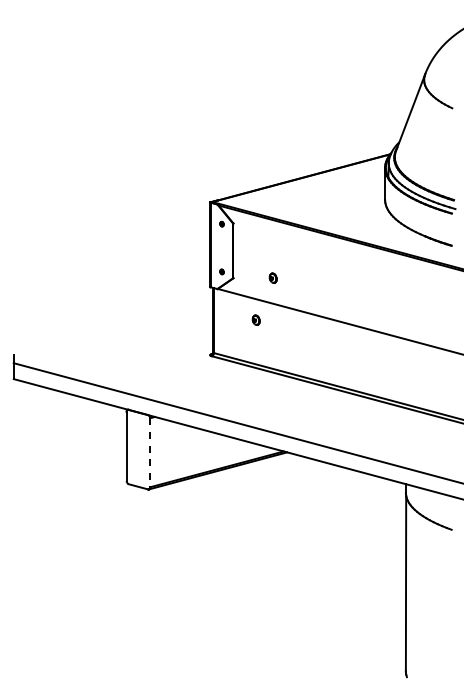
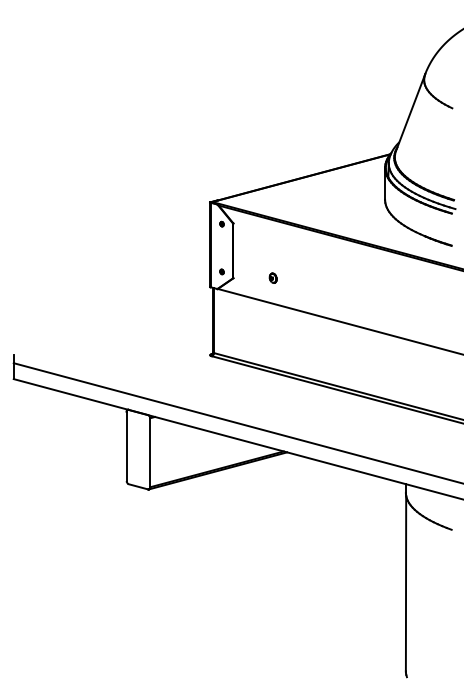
part: present -> none (255, 319)
line: dashed -> solid (150, 453)
